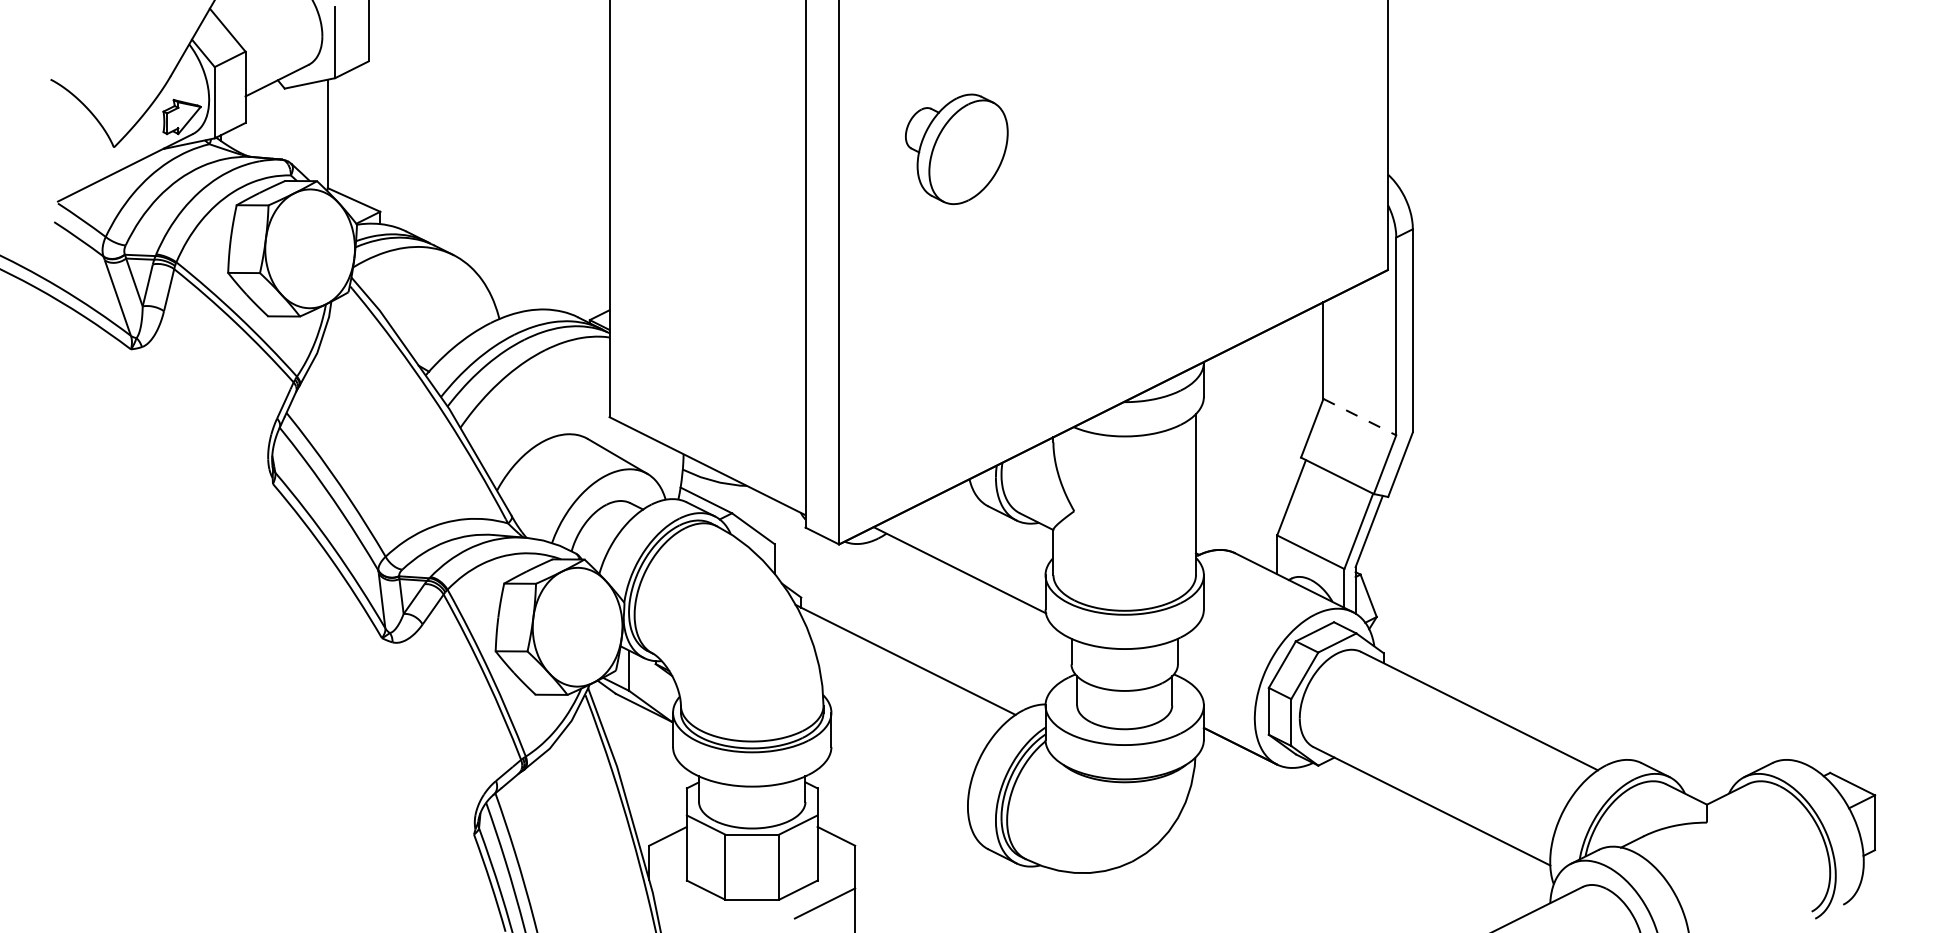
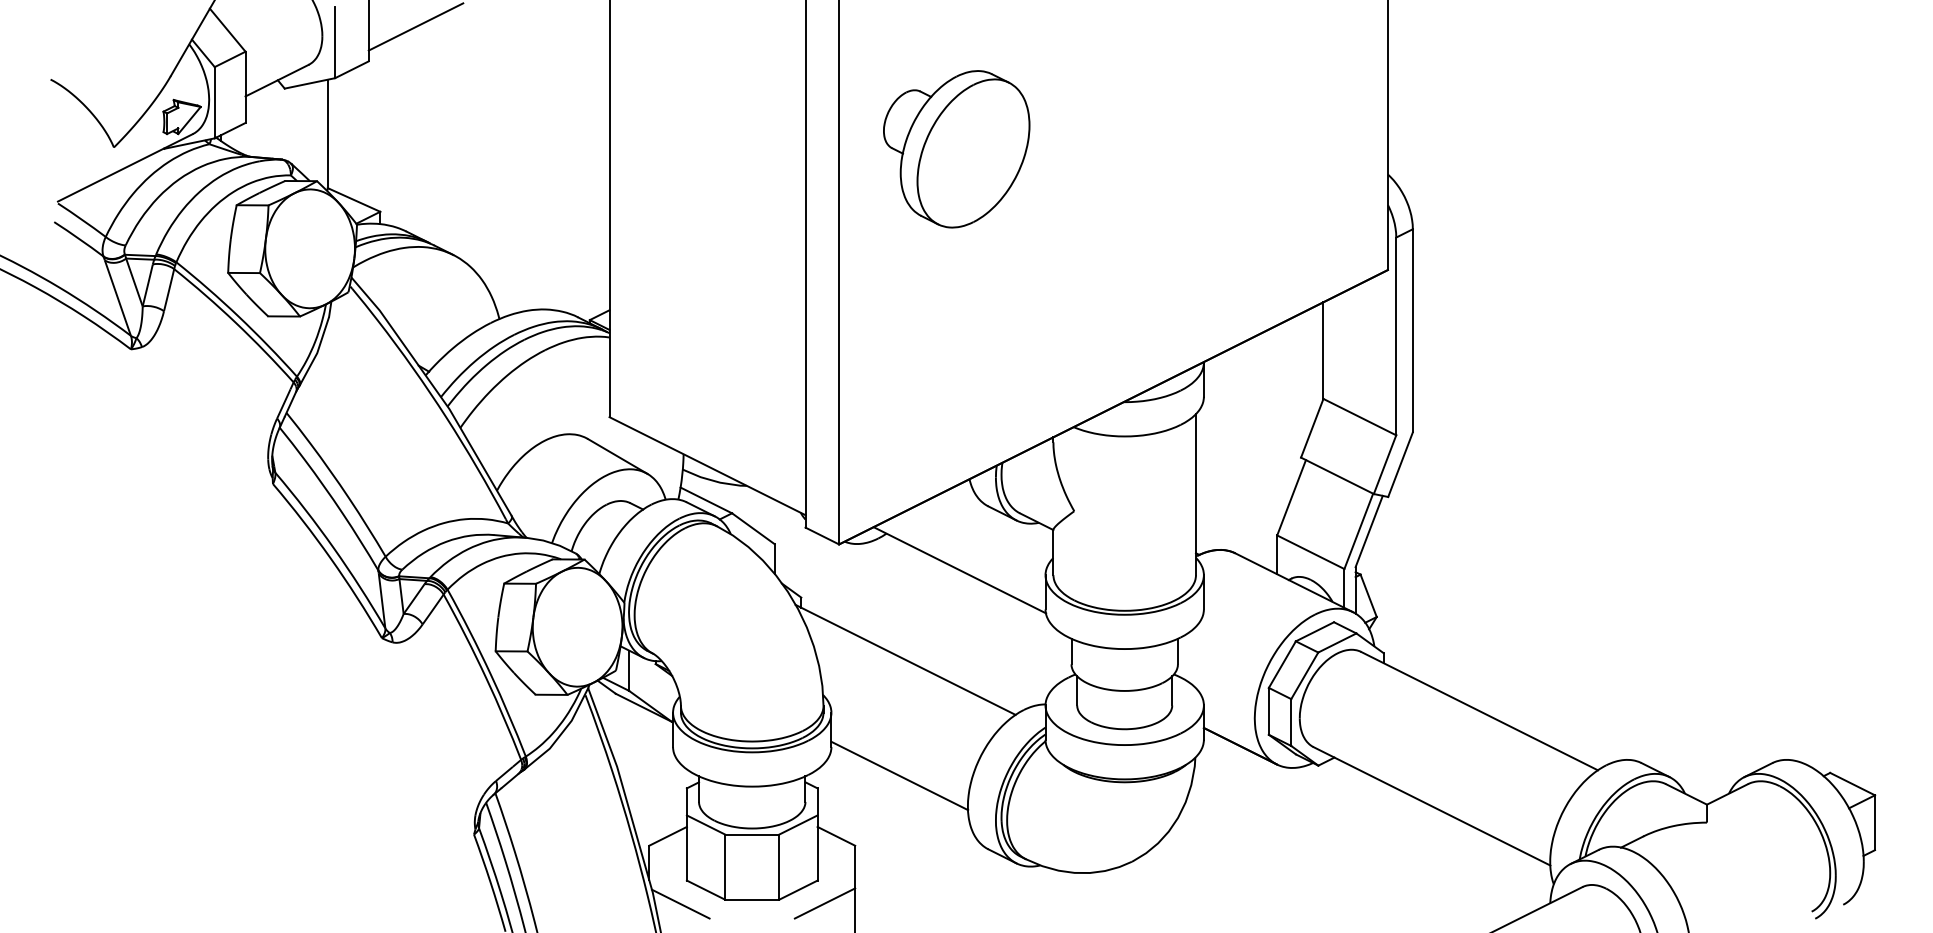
line: none -> present (415, 26)
part size: 104x113 px -> 148x159 px (956, 149)
line: dashed -> solid (1359, 417)
line: none -> present (899, 775)
line: none -> present (680, 903)
